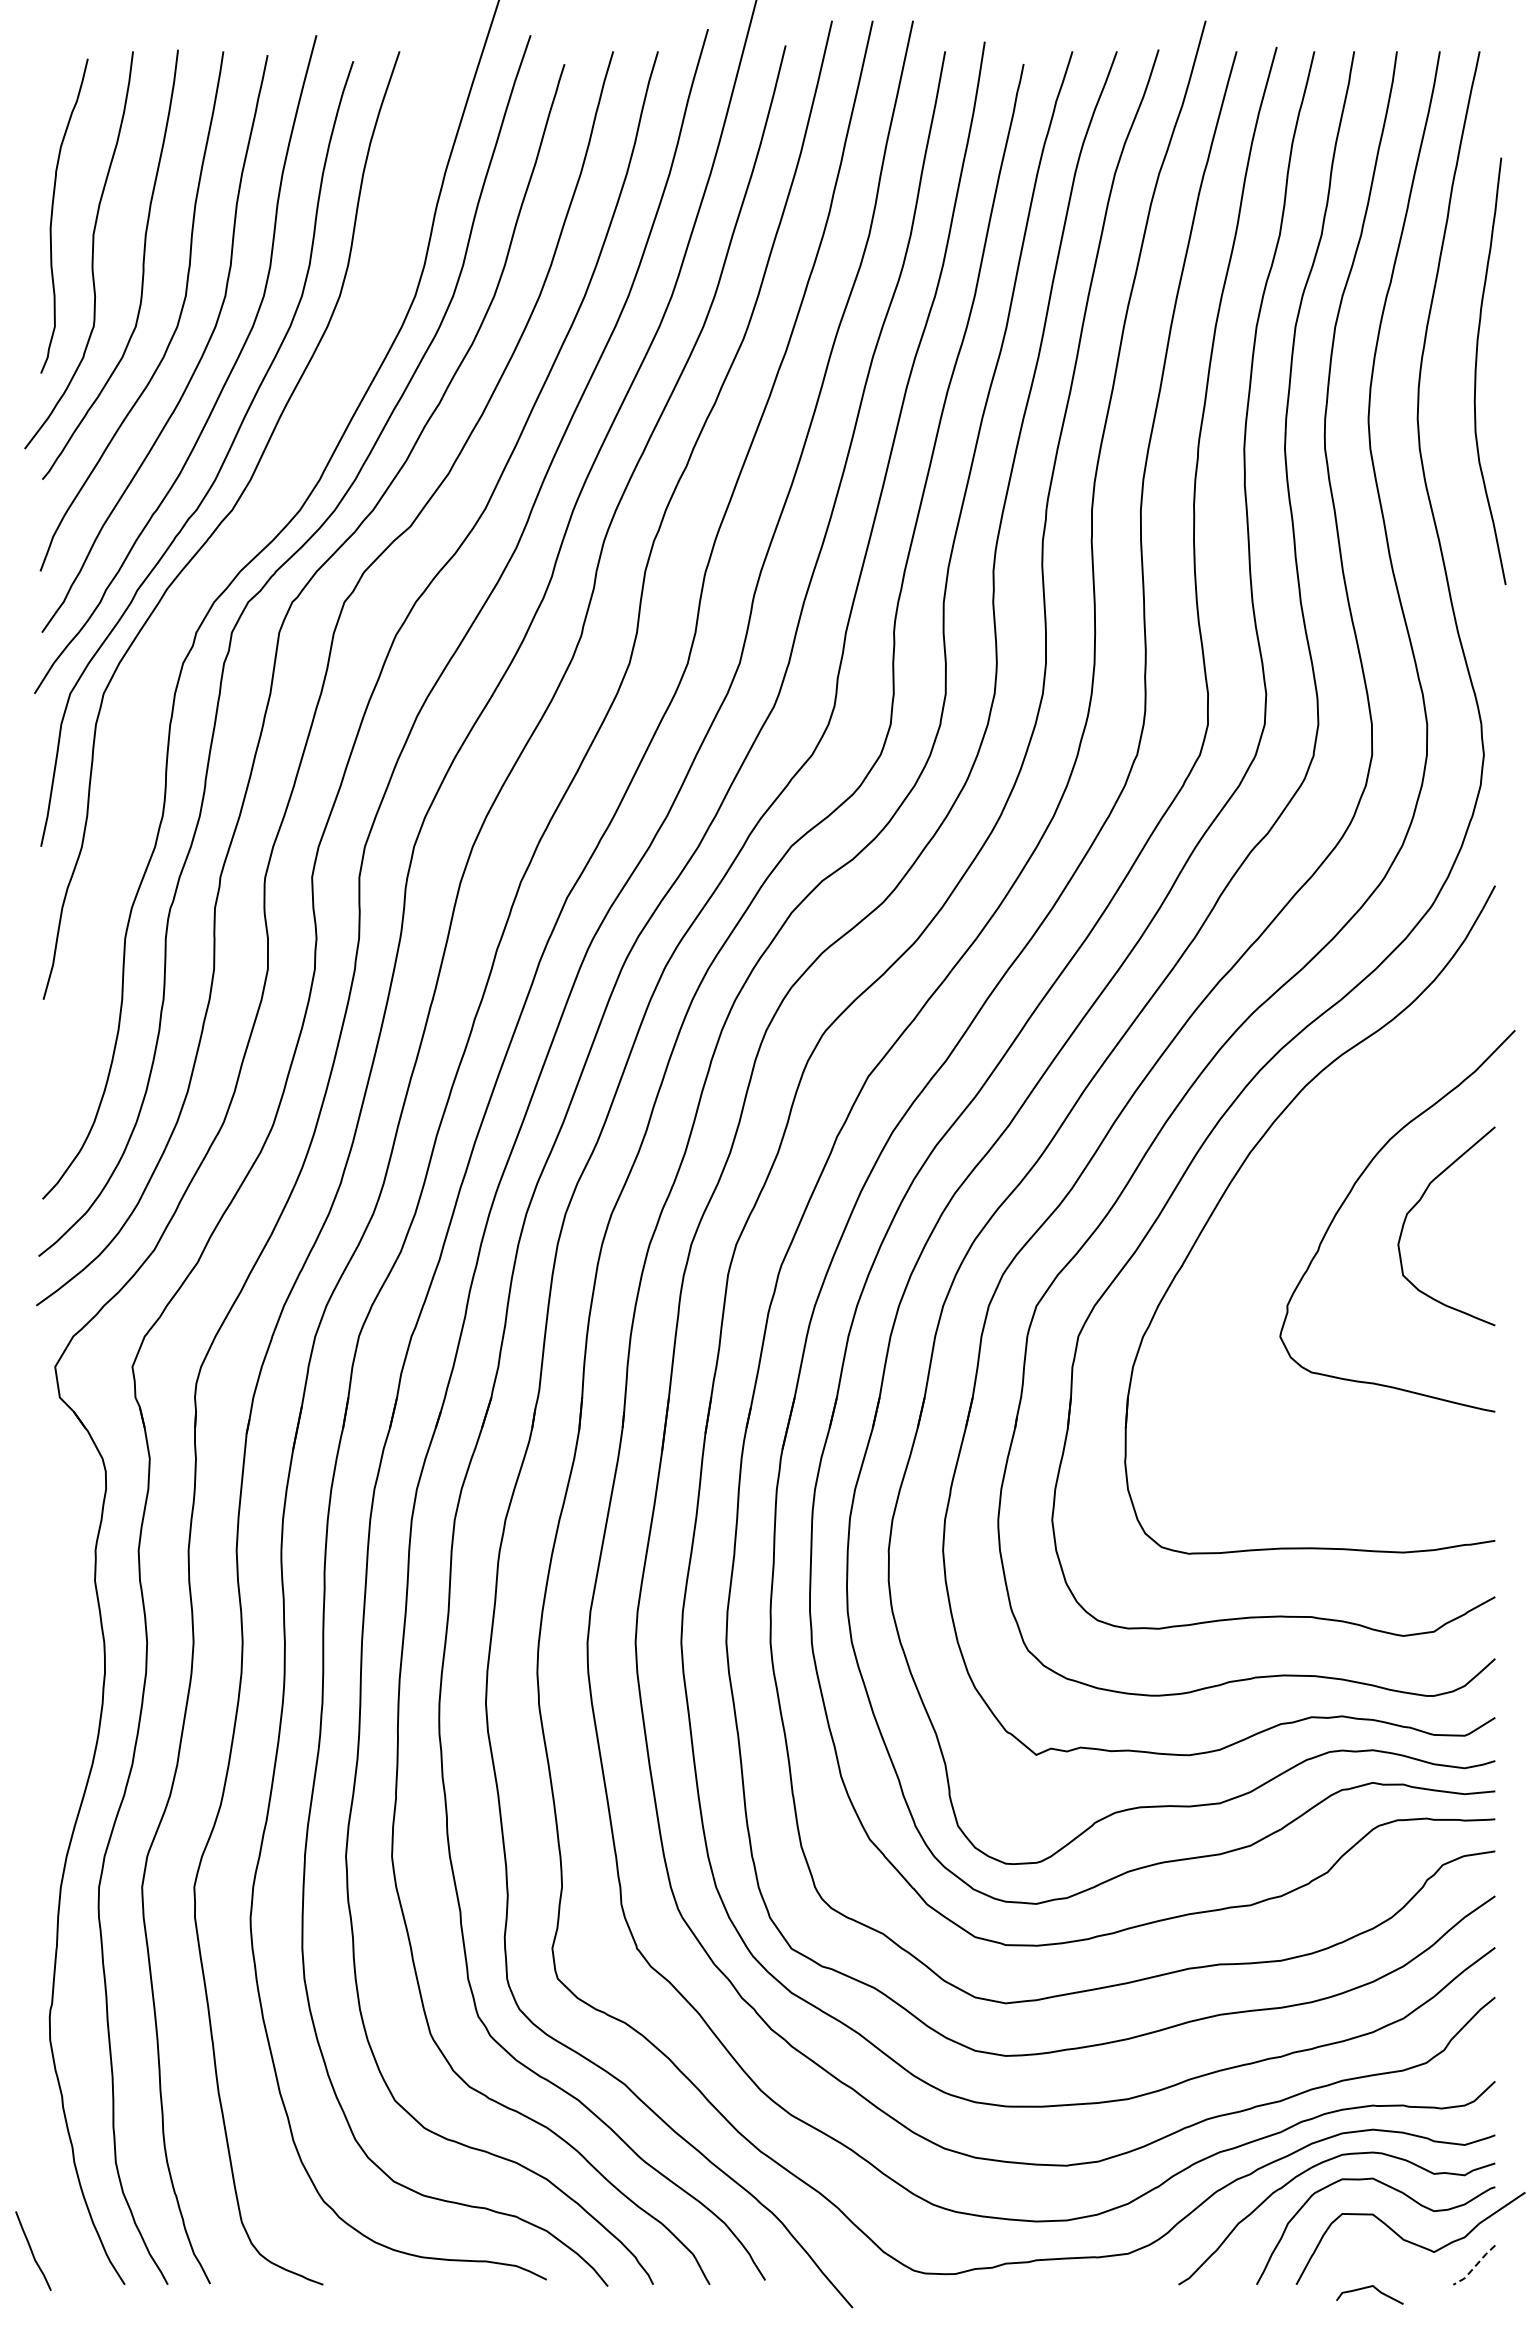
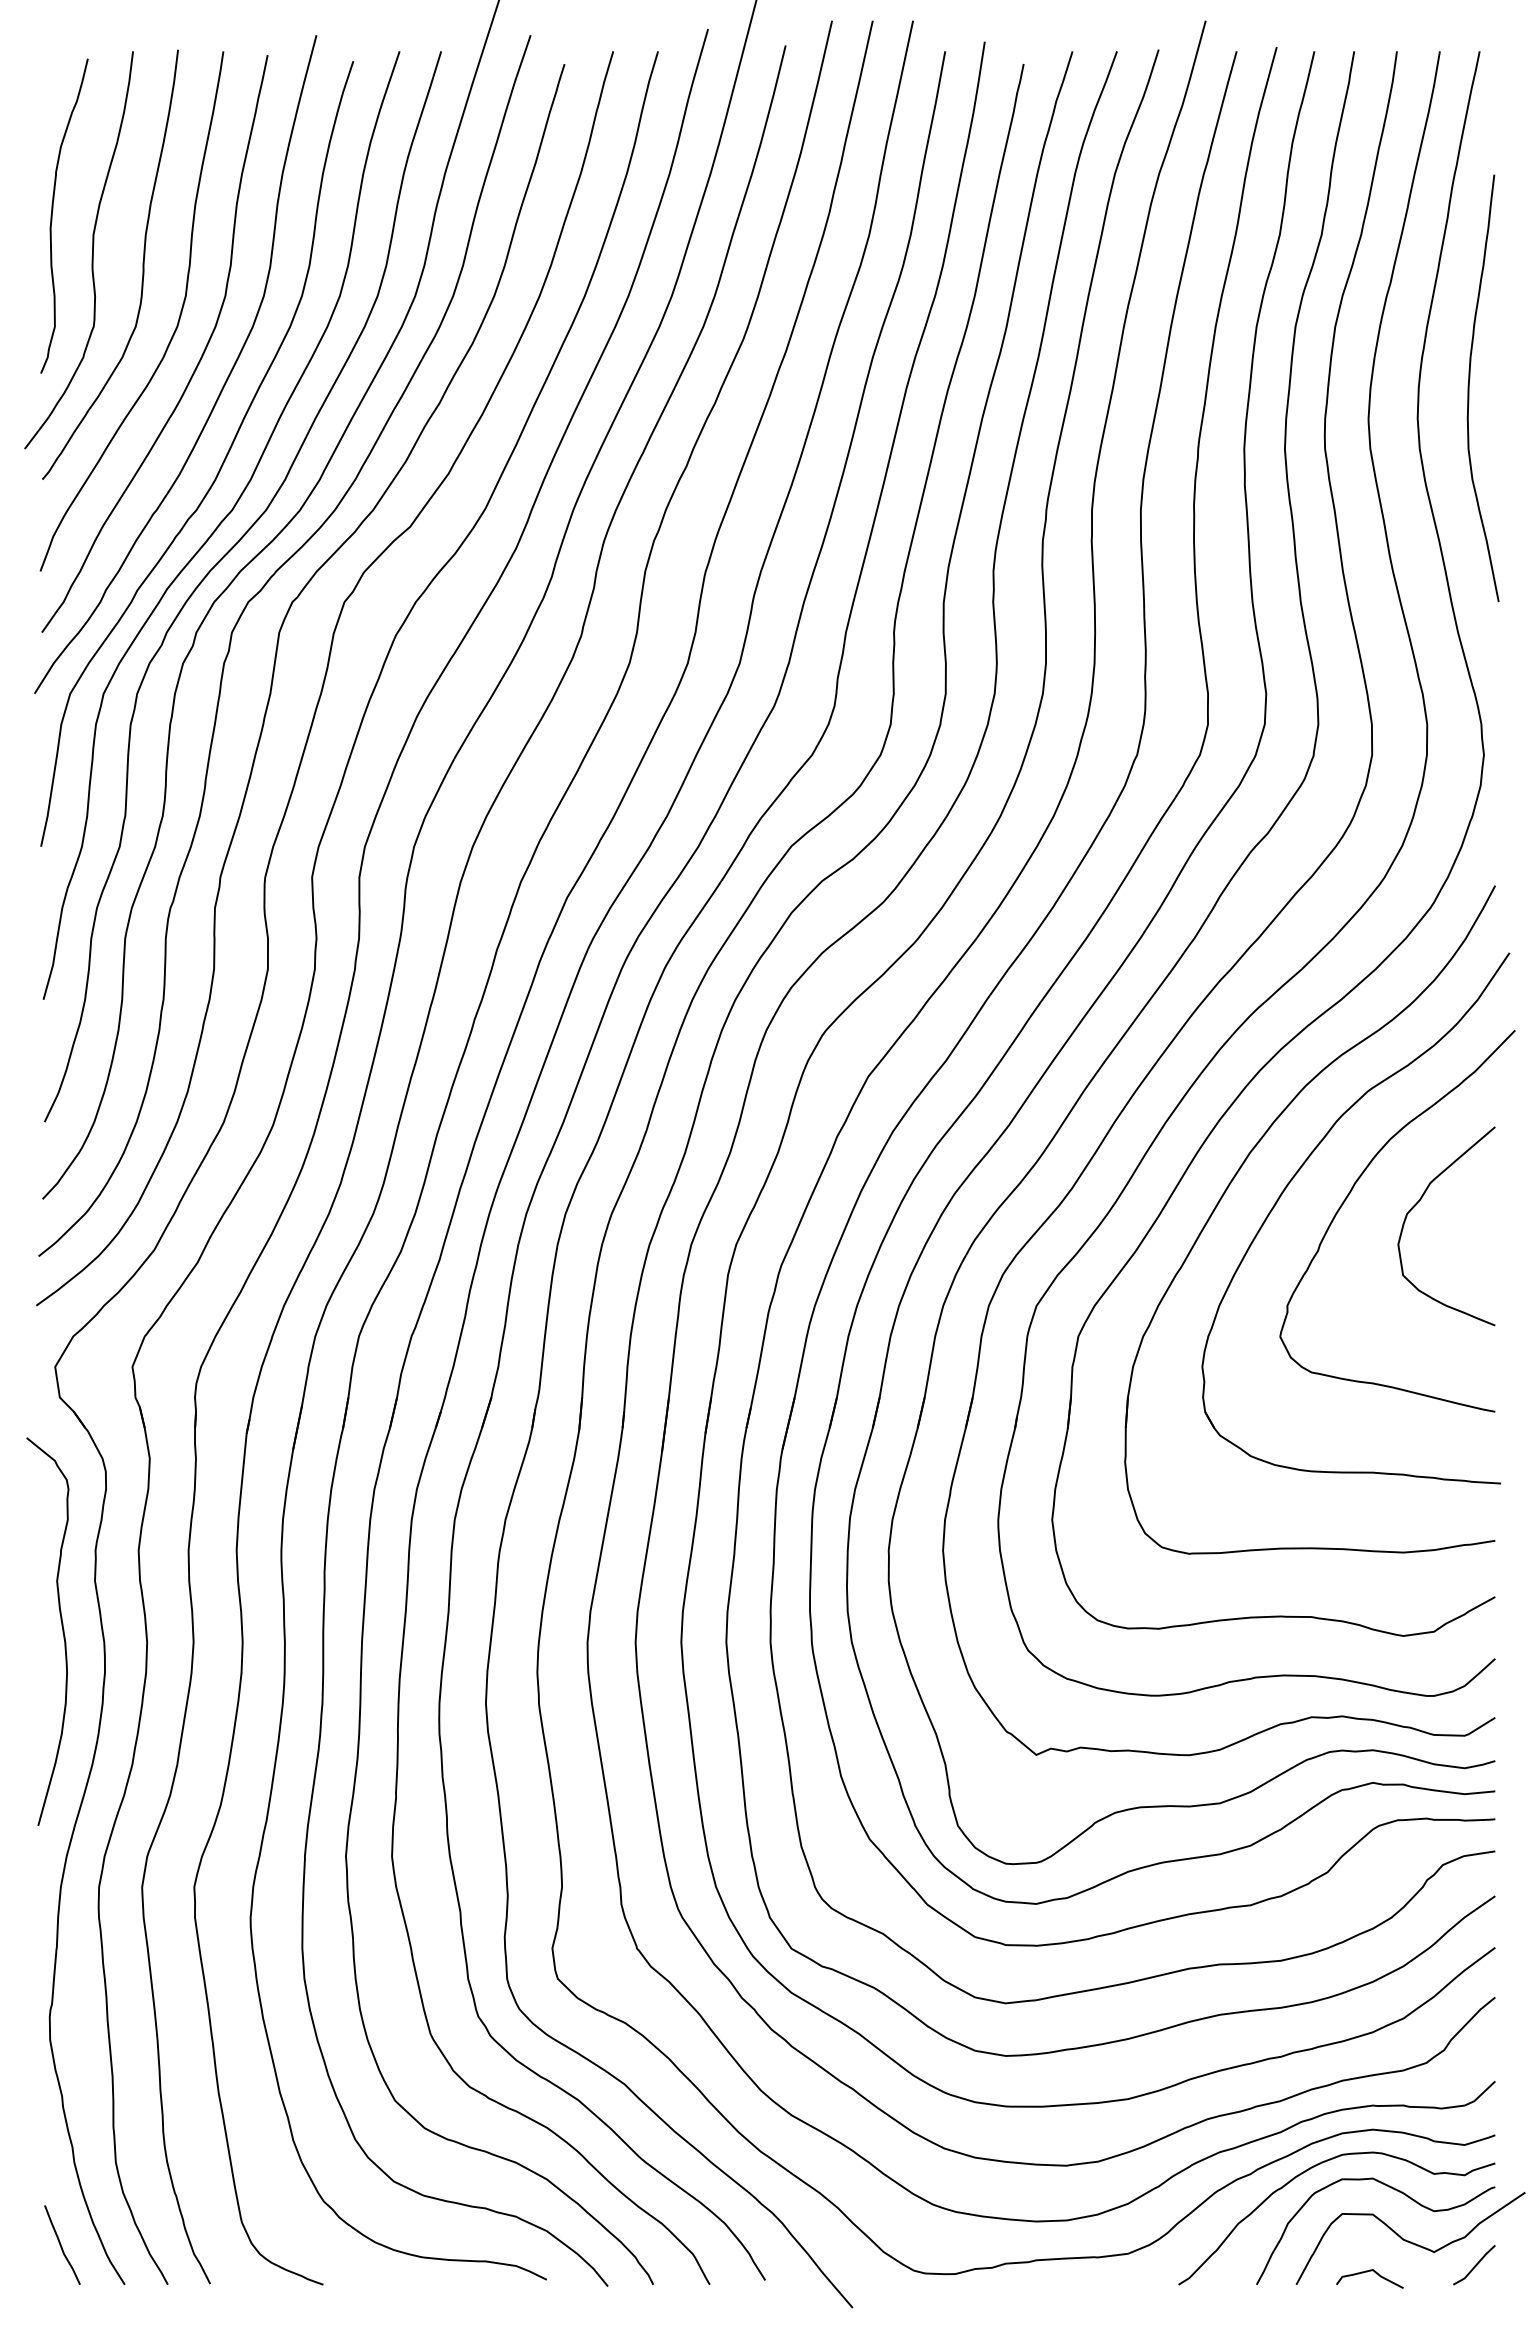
curve position: (1476, 370) -> (1469, 387) (1469, 387)
curve: none -> present (219, 562)
part: none -> present (1295, 1176)
curve: none -> present (61, 1626)
curve position: (32, 2250) -> (61, 2244) (61, 2244)
line: dashed -> solid (1475, 2266)
curve position: (1367, 2288) -> (1367, 2272) (1367, 2272)
